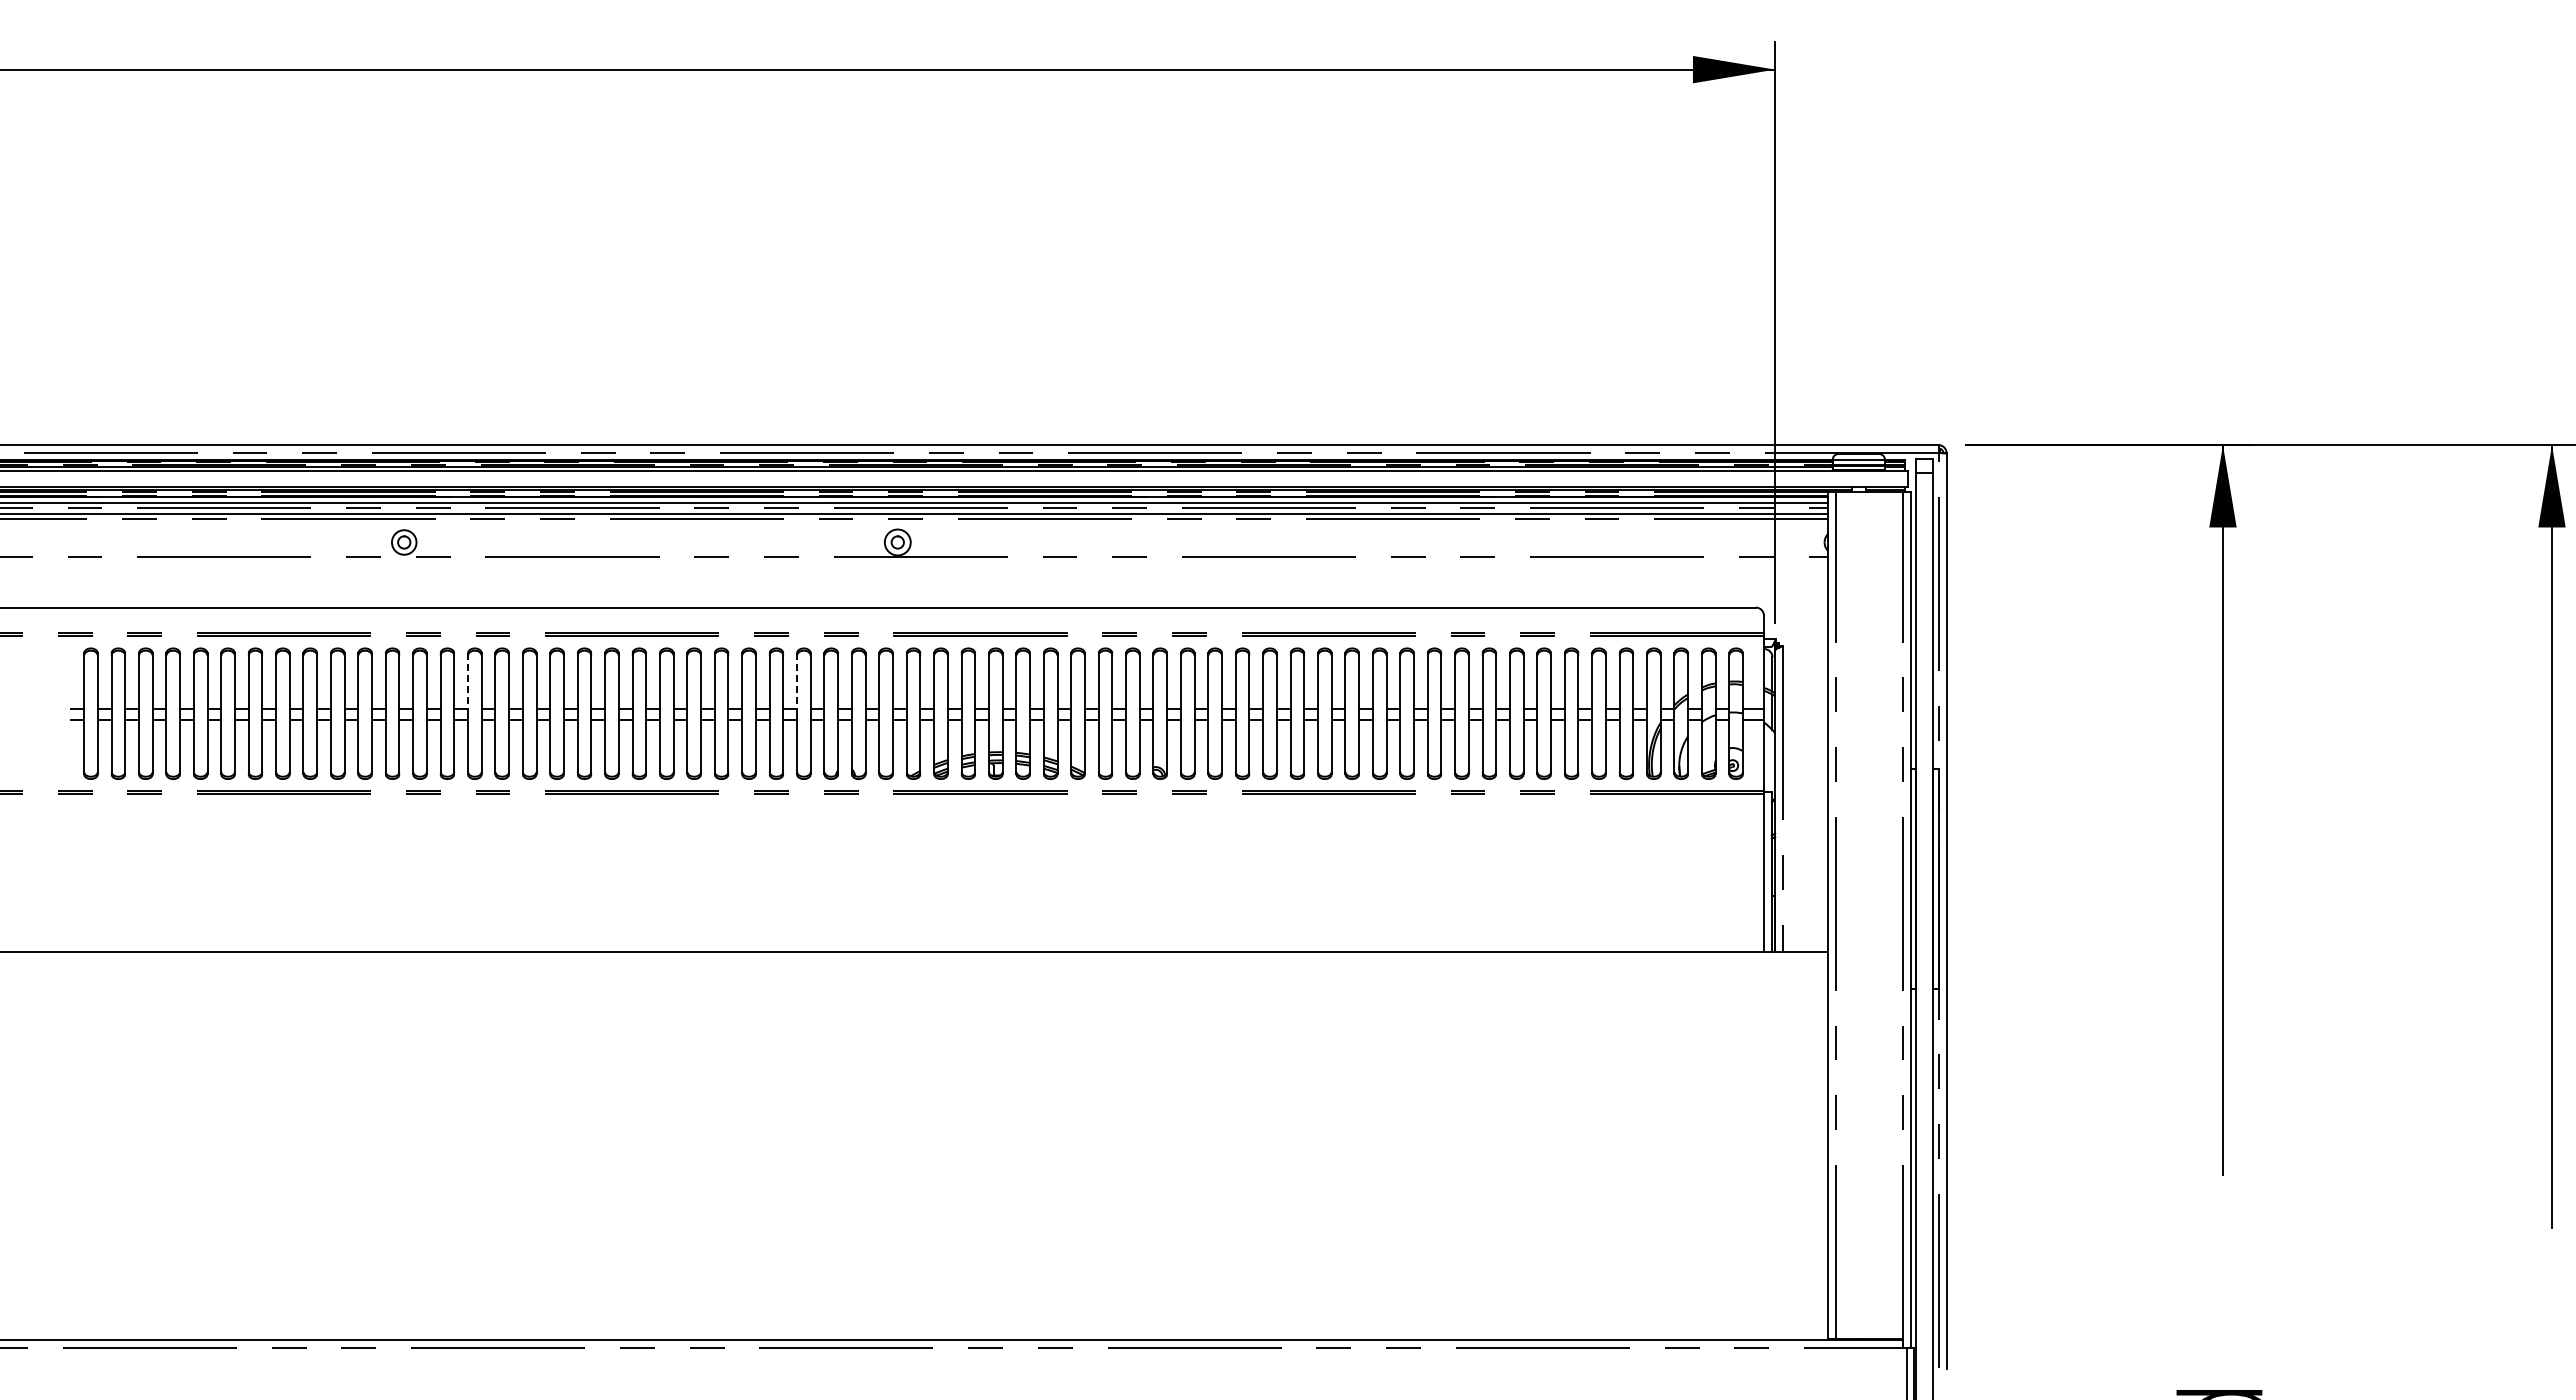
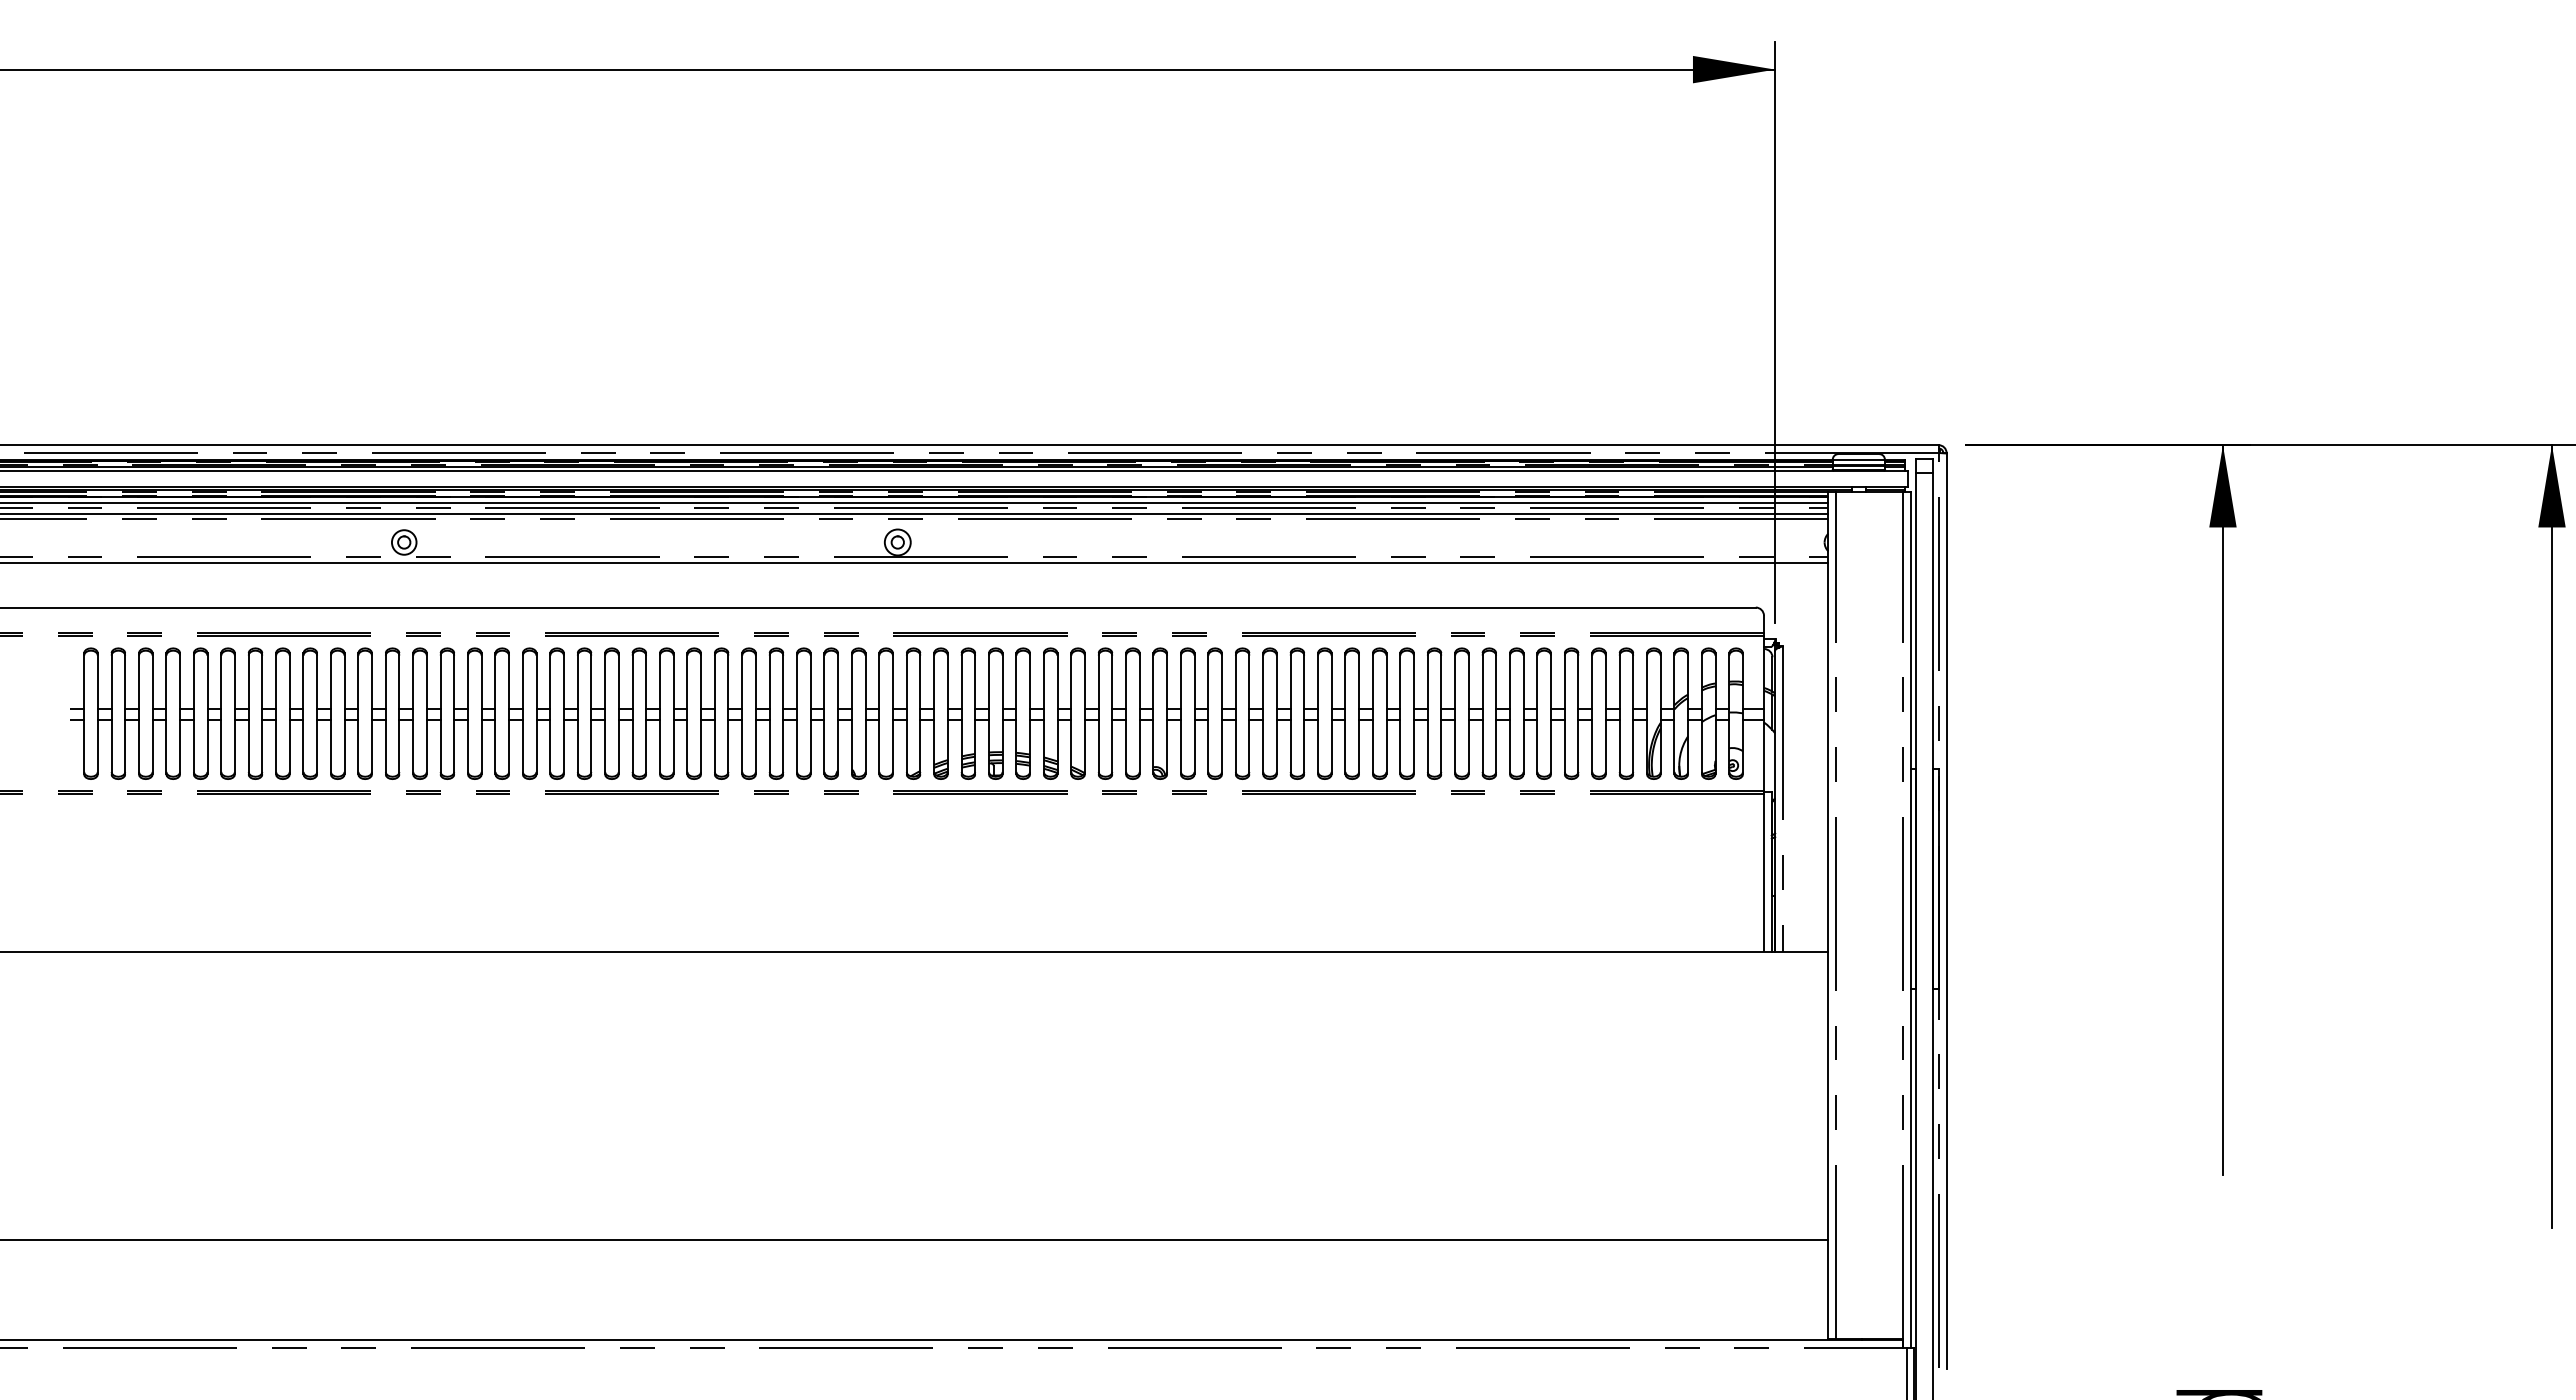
line: none -> present (915, 562)
line: dashed -> solid (468, 681)
line: dashed -> solid (797, 681)
line: none -> present (915, 1240)
